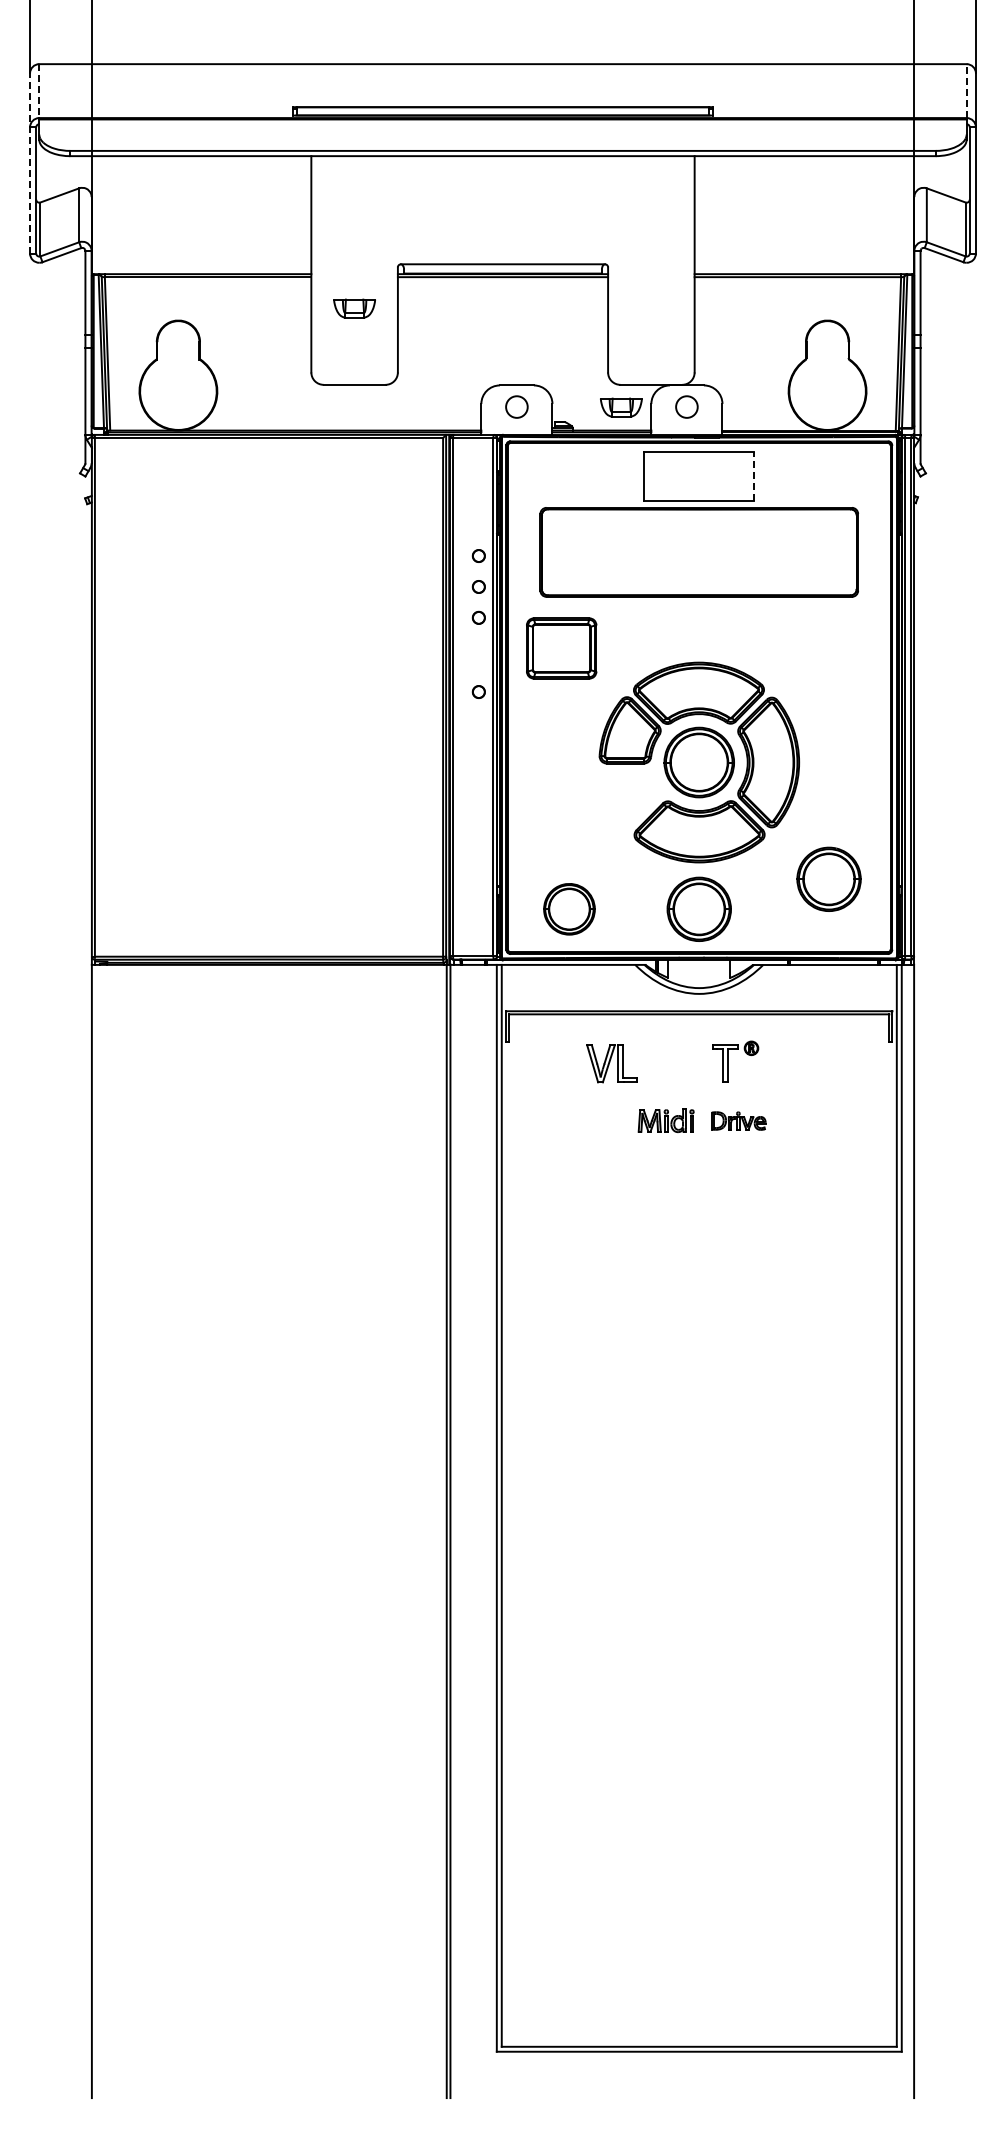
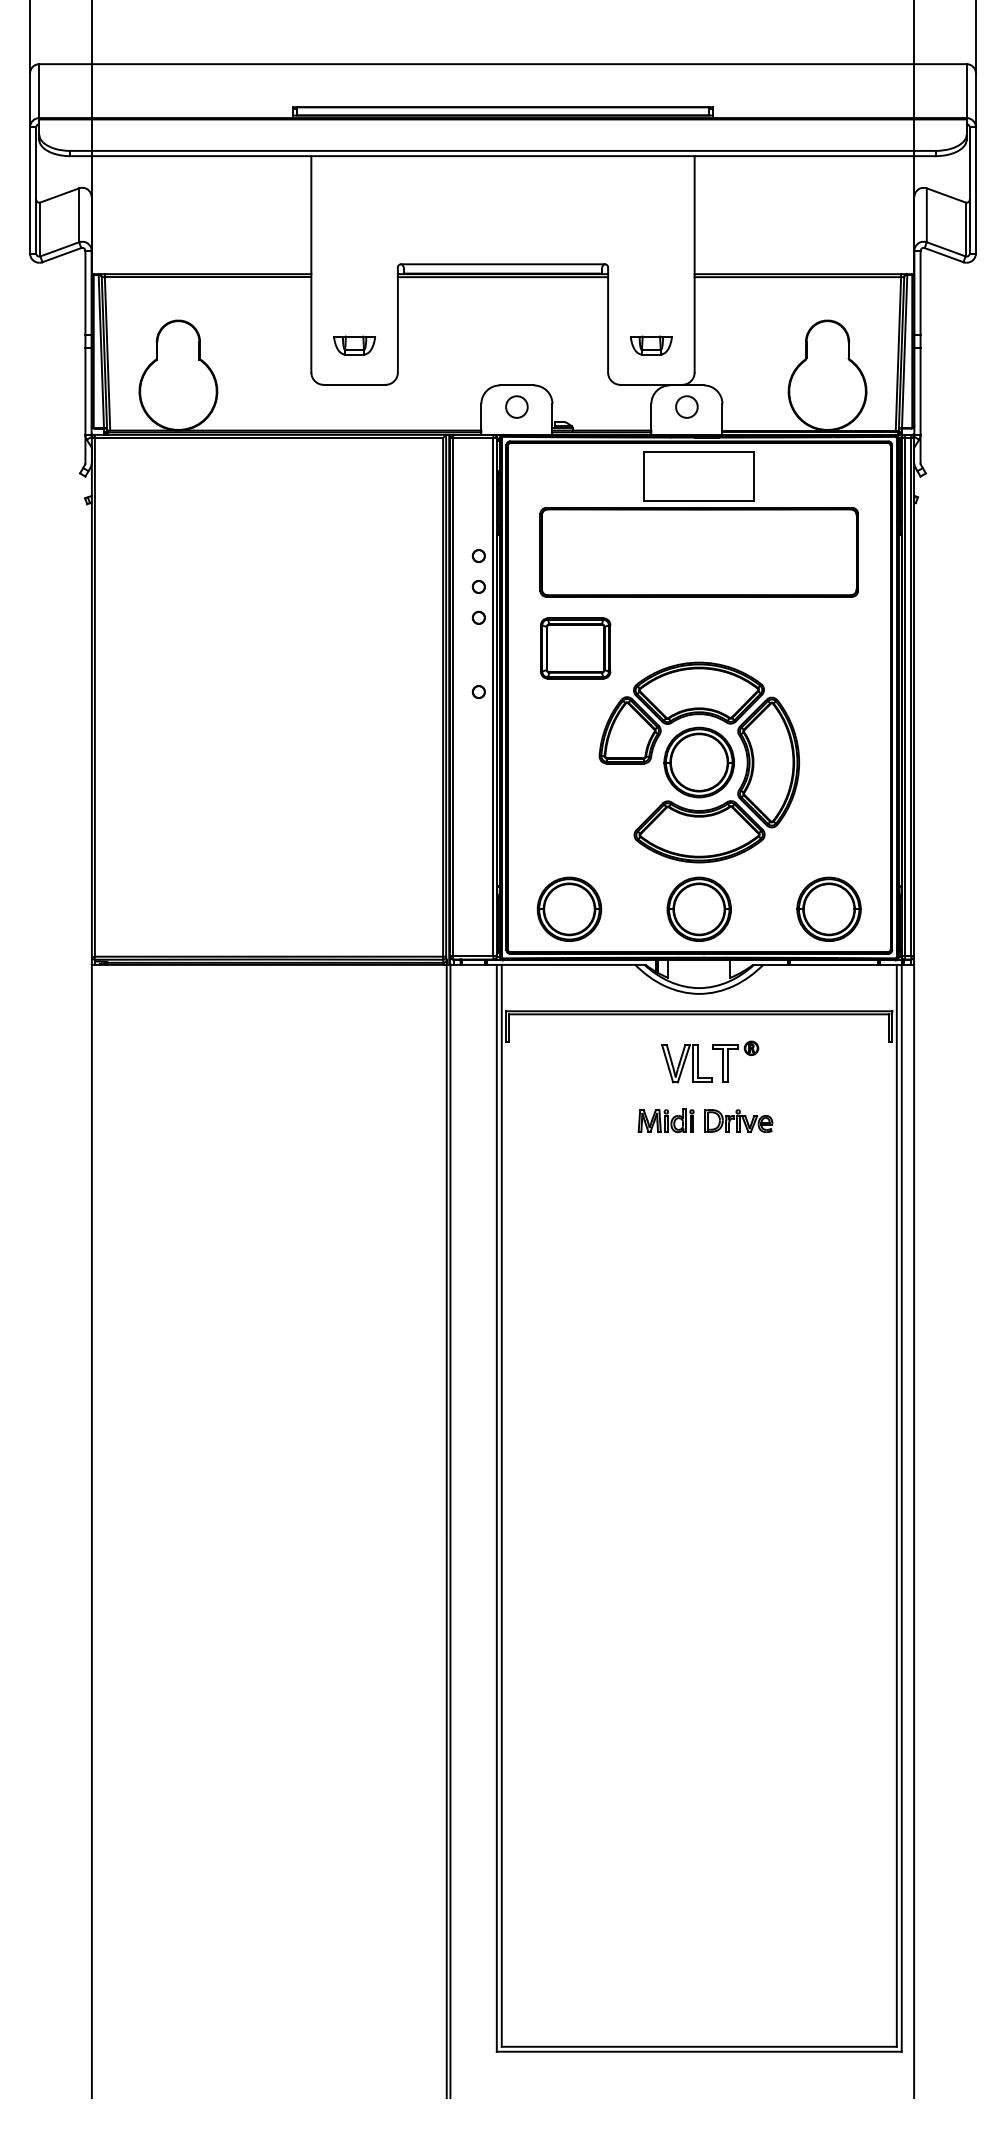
line: dashed -> solid (39, 91)
line: dashed -> solid (966, 91)
line: dashed -> solid (30, 162)
part position: (354, 308) -> (354, 345) (354, 345)
part position: (621, 407) -> (651, 345) (651, 345)
line: dashed -> solid (754, 476)
part position: (561, 648) -> (575, 648) (575, 648)
part position: (828, 878) -> (828, 908) (828, 908)
part size: 53x53 px -> 67x66 px (569, 908)
part position: (611, 1063) -> (686, 1063) (686, 1063)
part size: 56x20 px -> 70x24 px (738, 1120)
